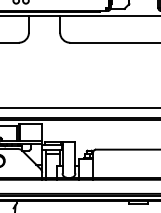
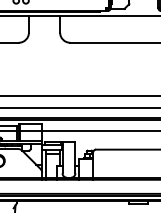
line: none -> present (79, 96)
line: none -> present (79, 130)
